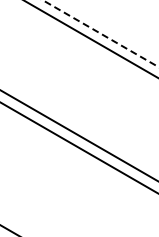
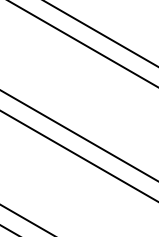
line: dashed -> solid (100, 33)
line position: (91, 39) -> (83, 43) (83, 43)
line position: (78, 147) -> (78, 155) (78, 155)
line: none -> present (26, 219)
